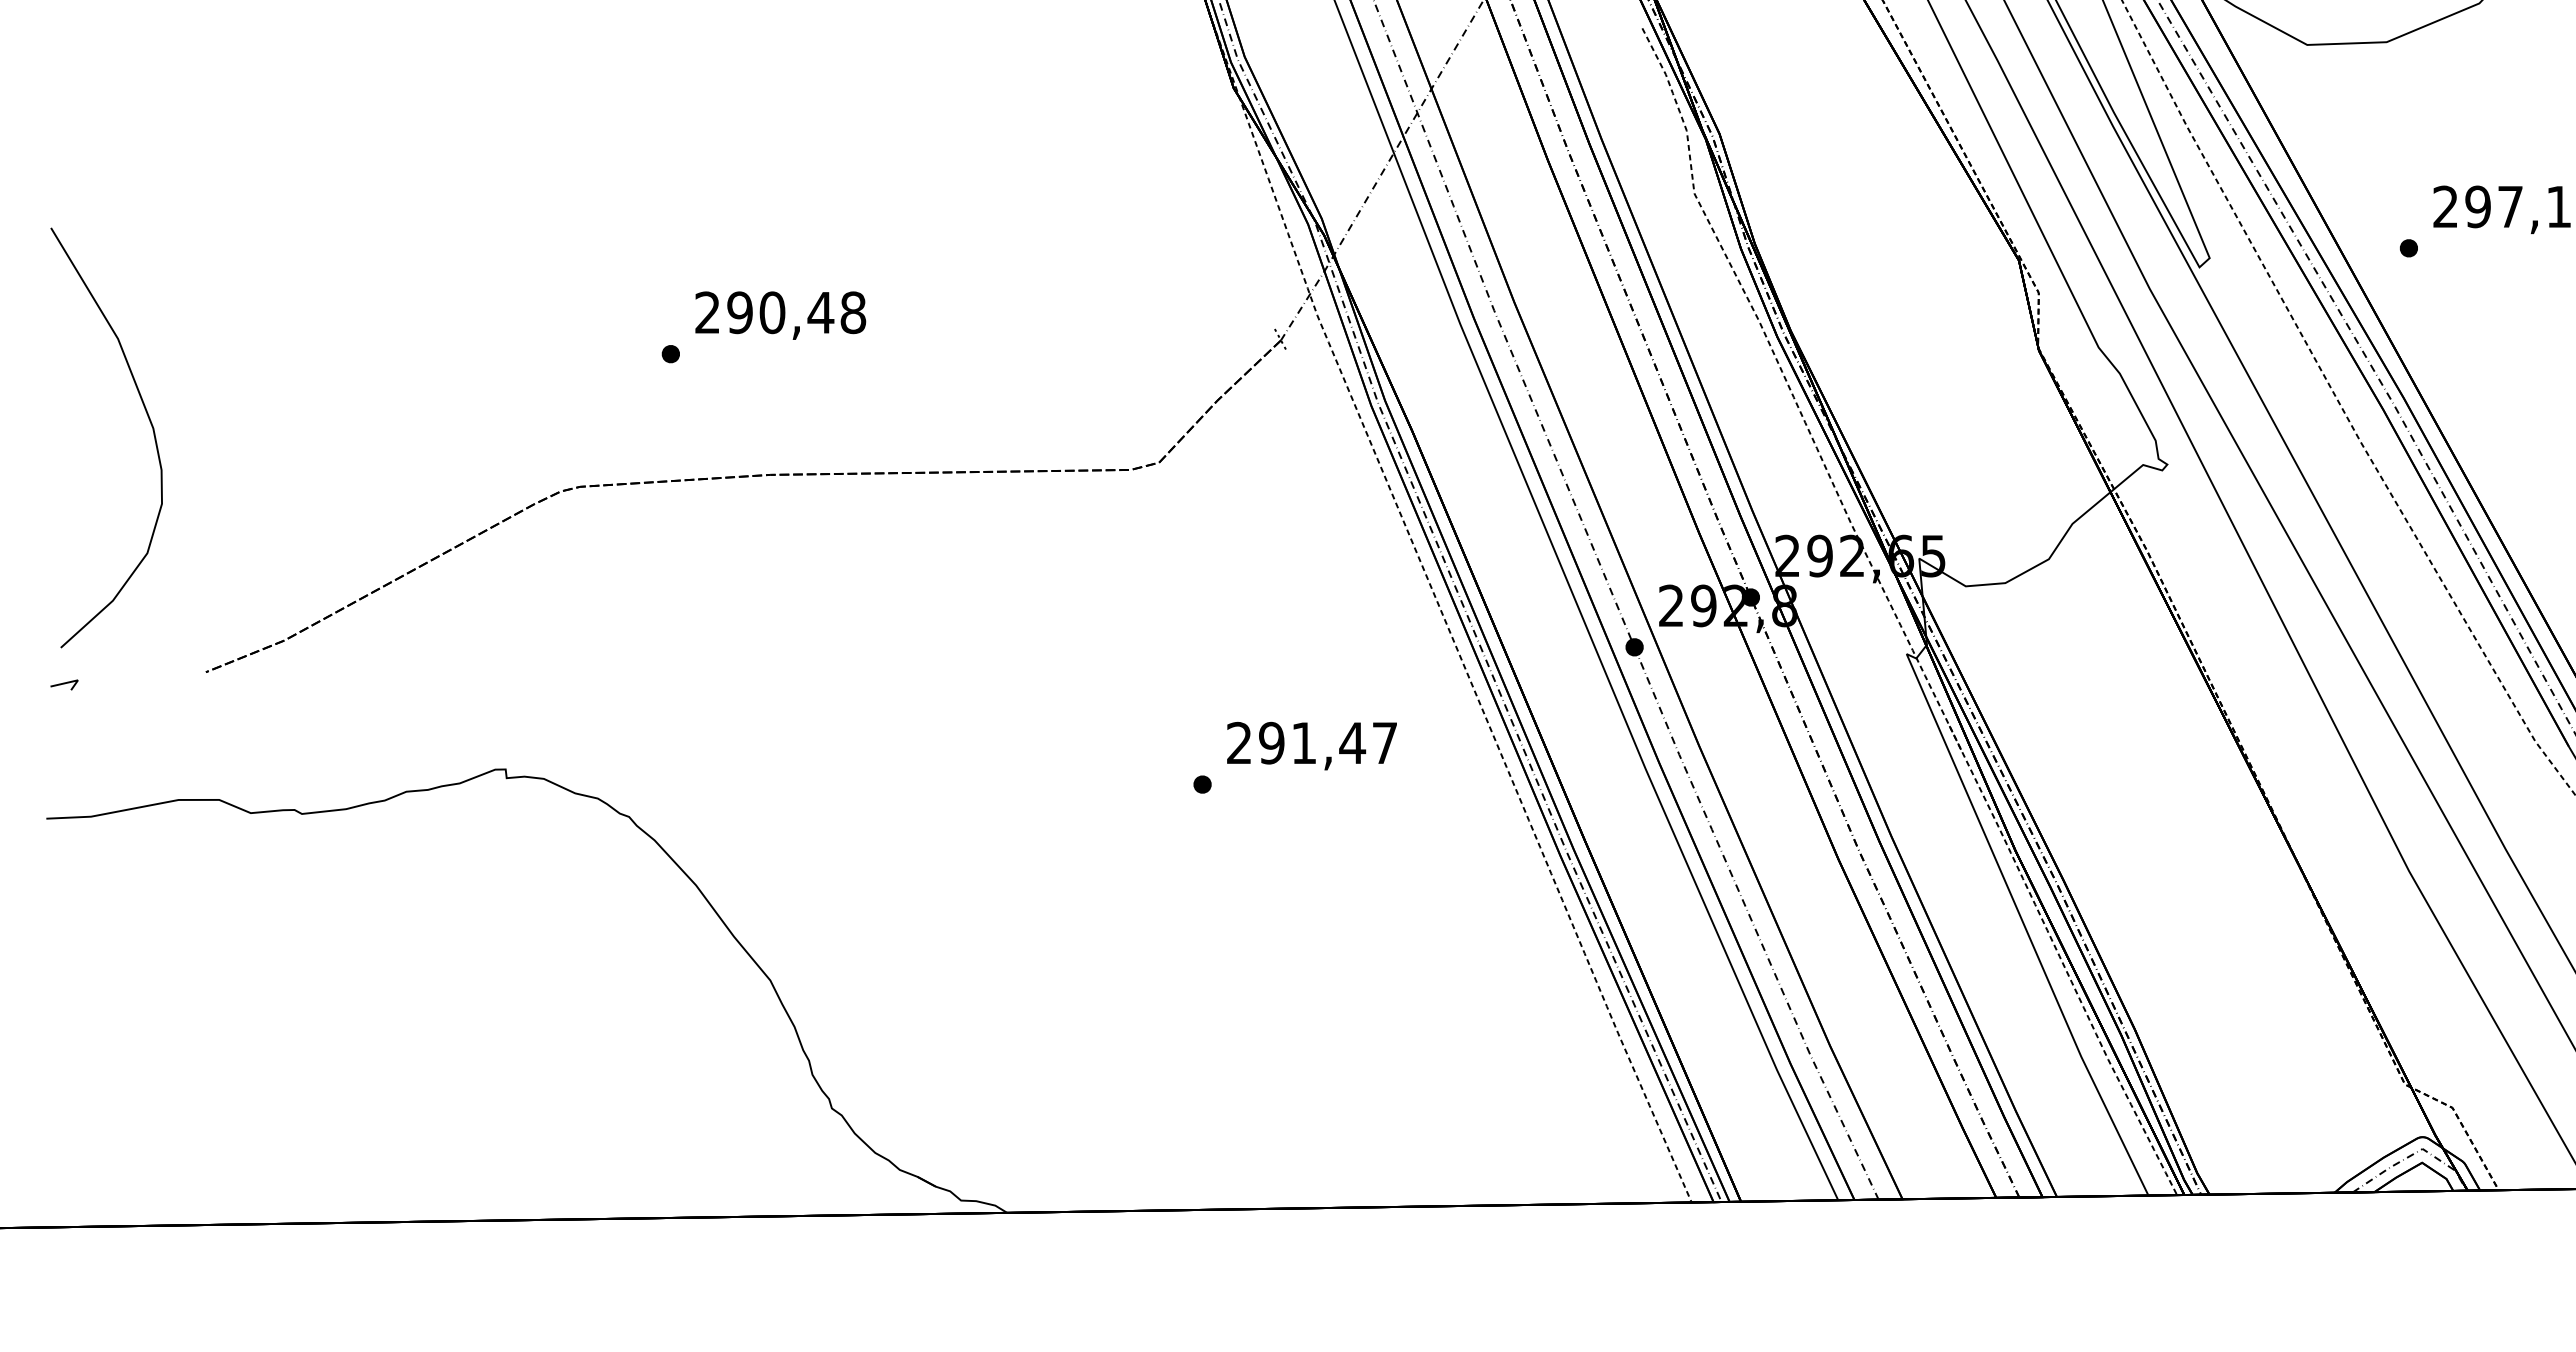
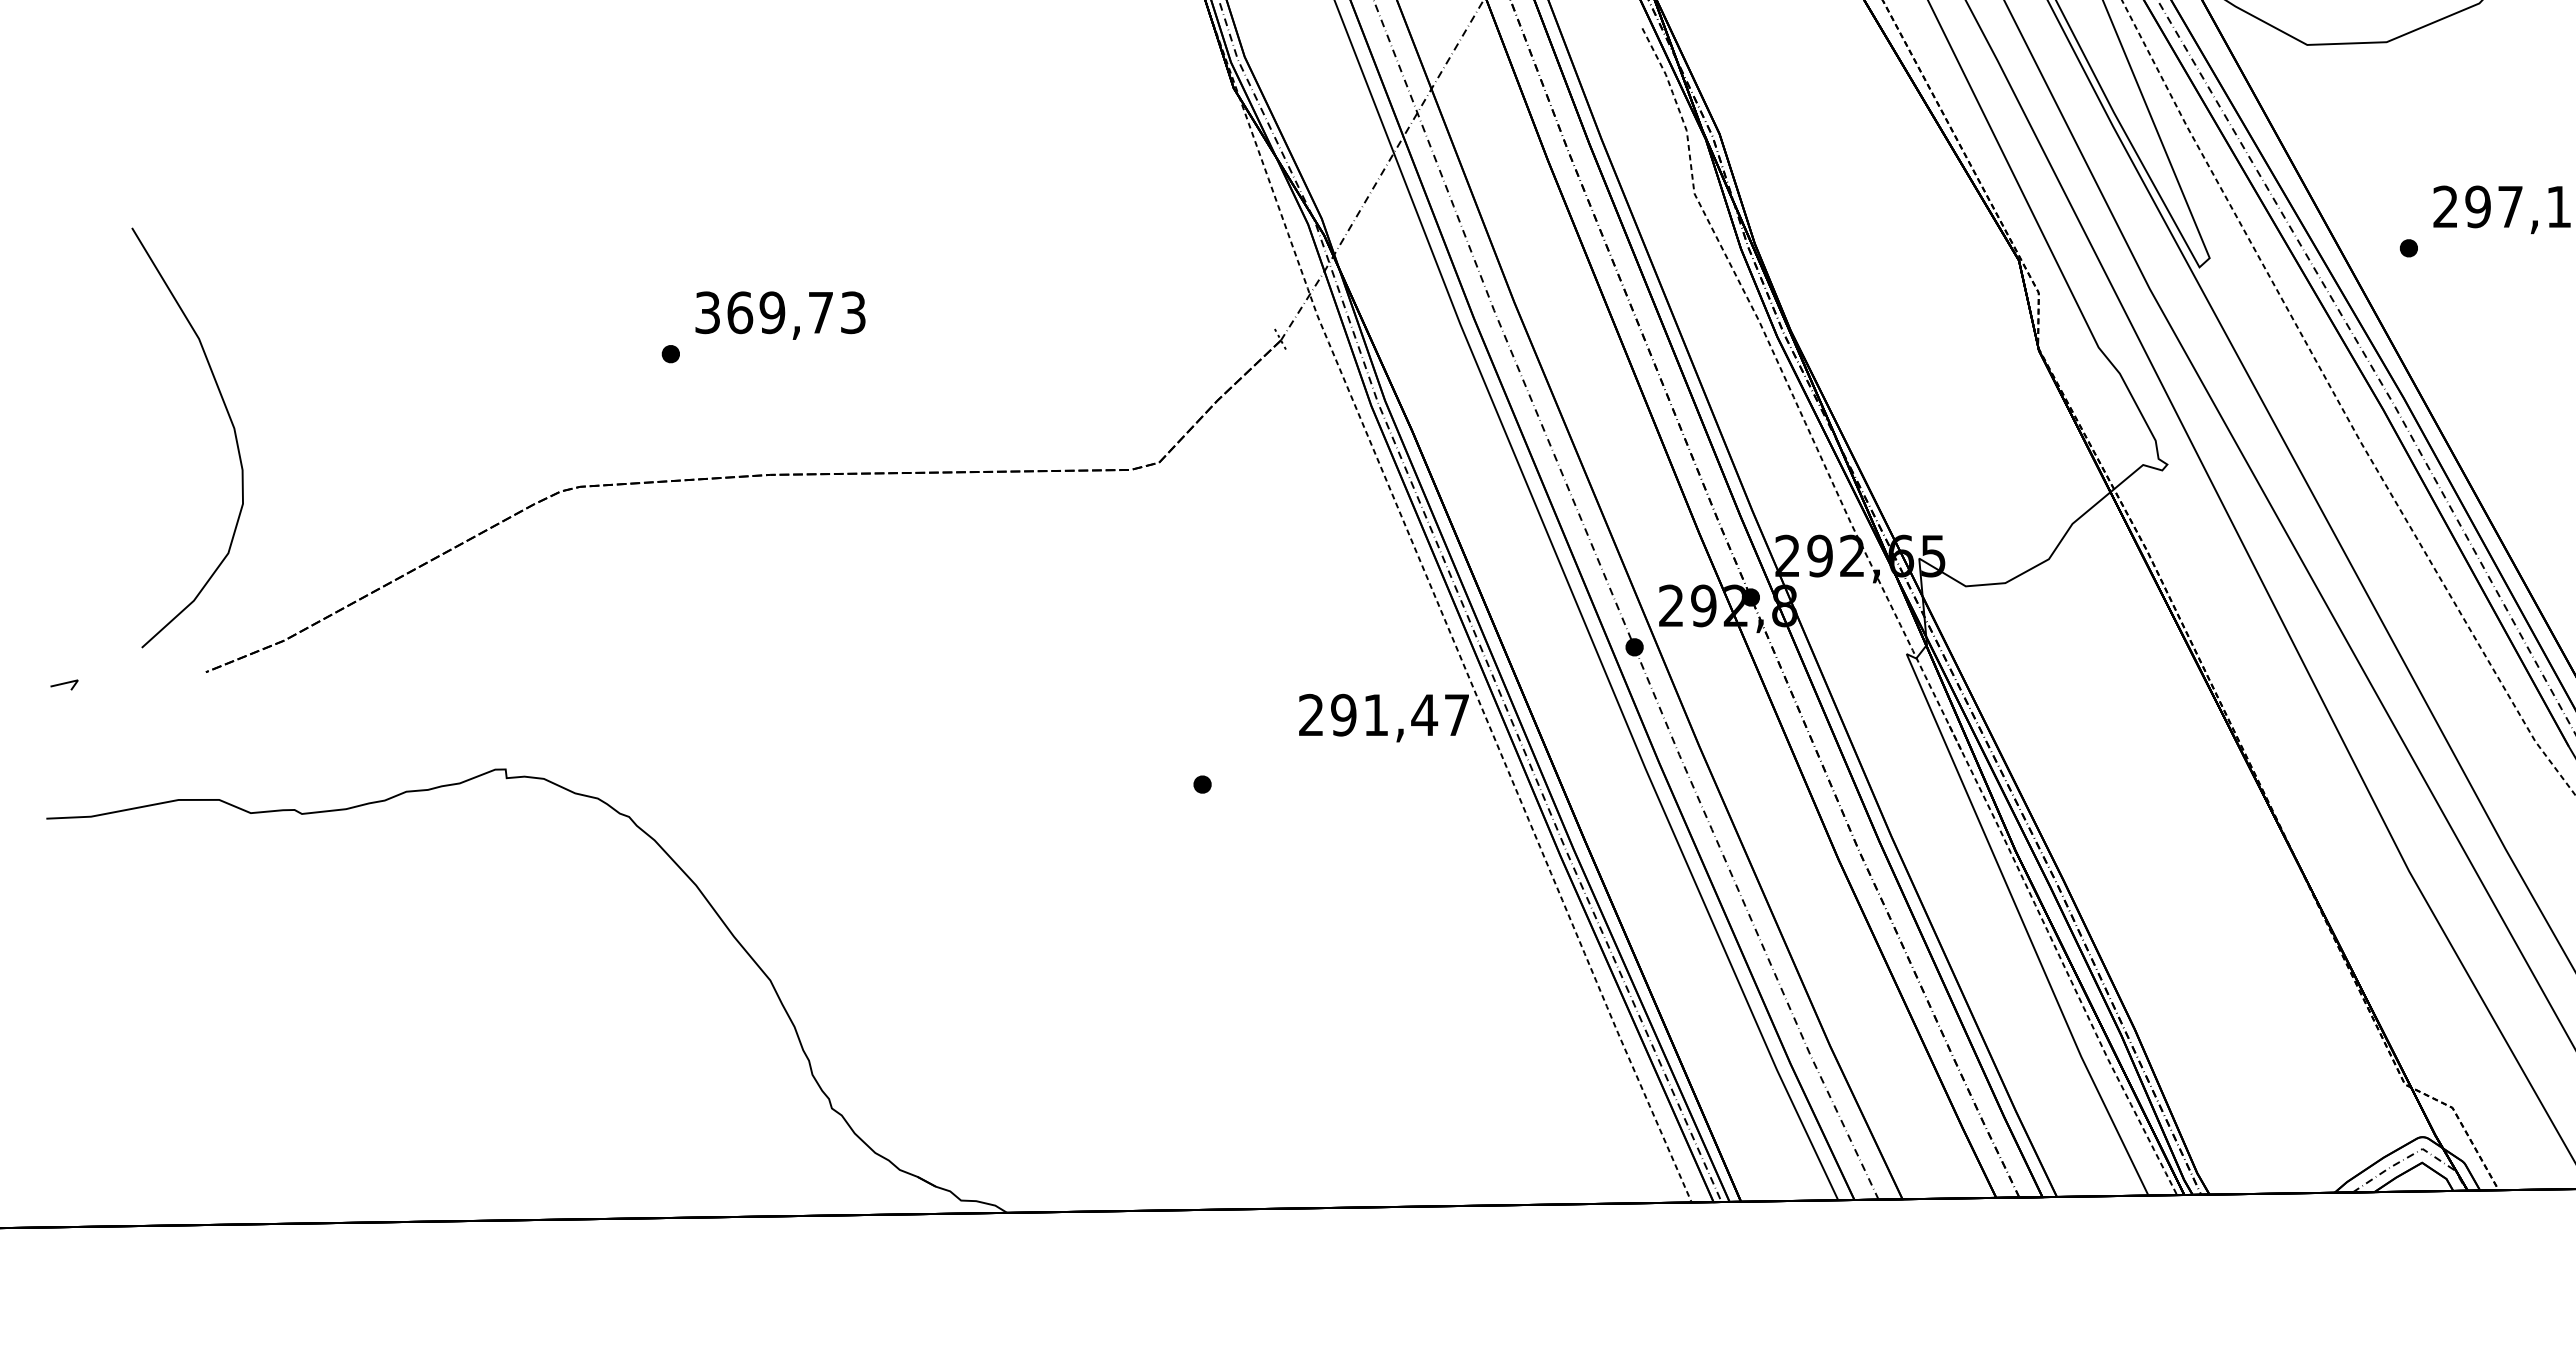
text: 290,48 -> 369,73 (780, 312)
curve position: (148, 419) -> (229, 419) (229, 419)
text position: (1311, 745) -> (1383, 717) (1383, 717)
